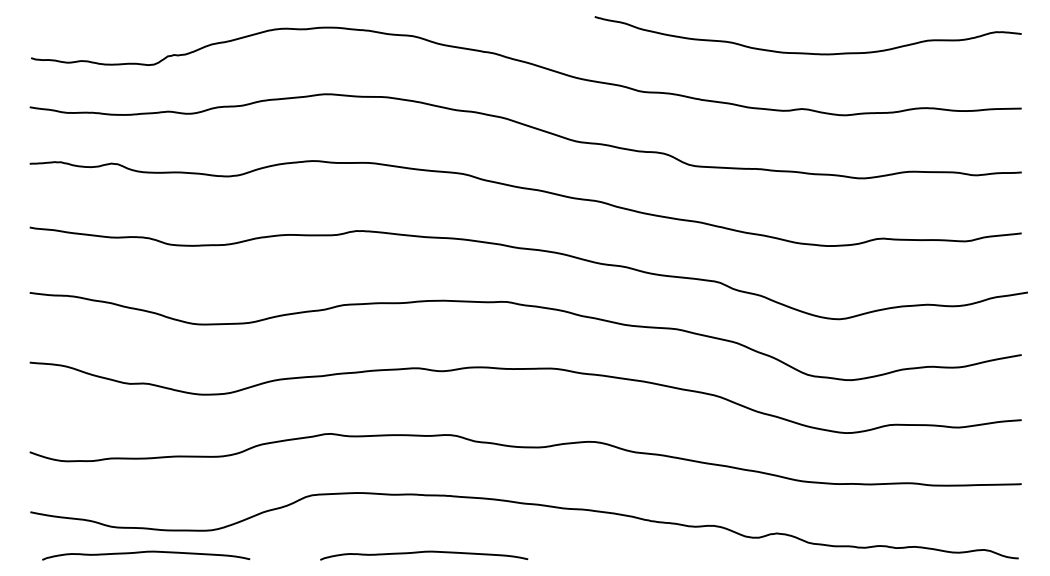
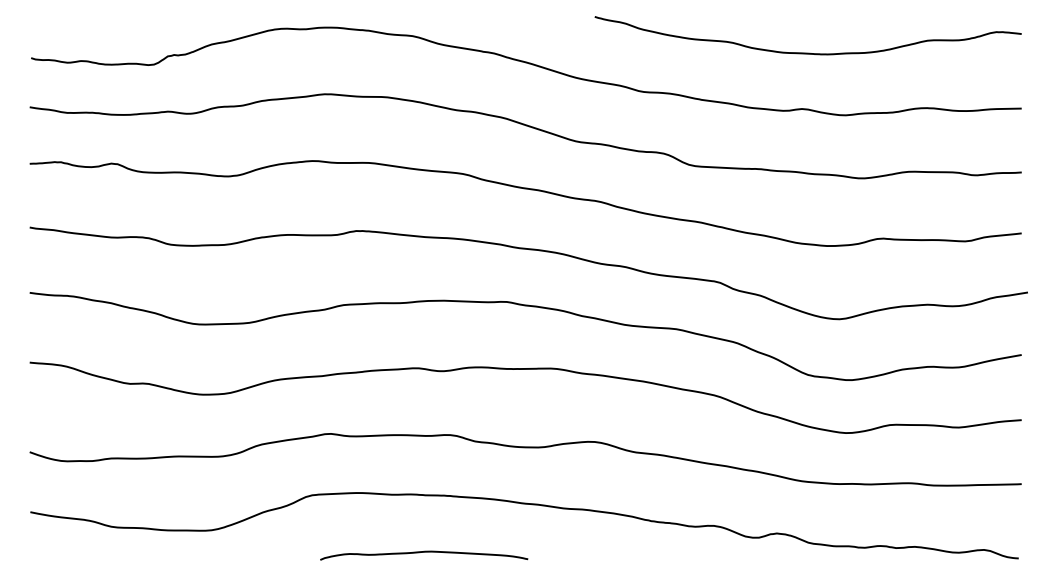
curve: present -> none (146, 552)
